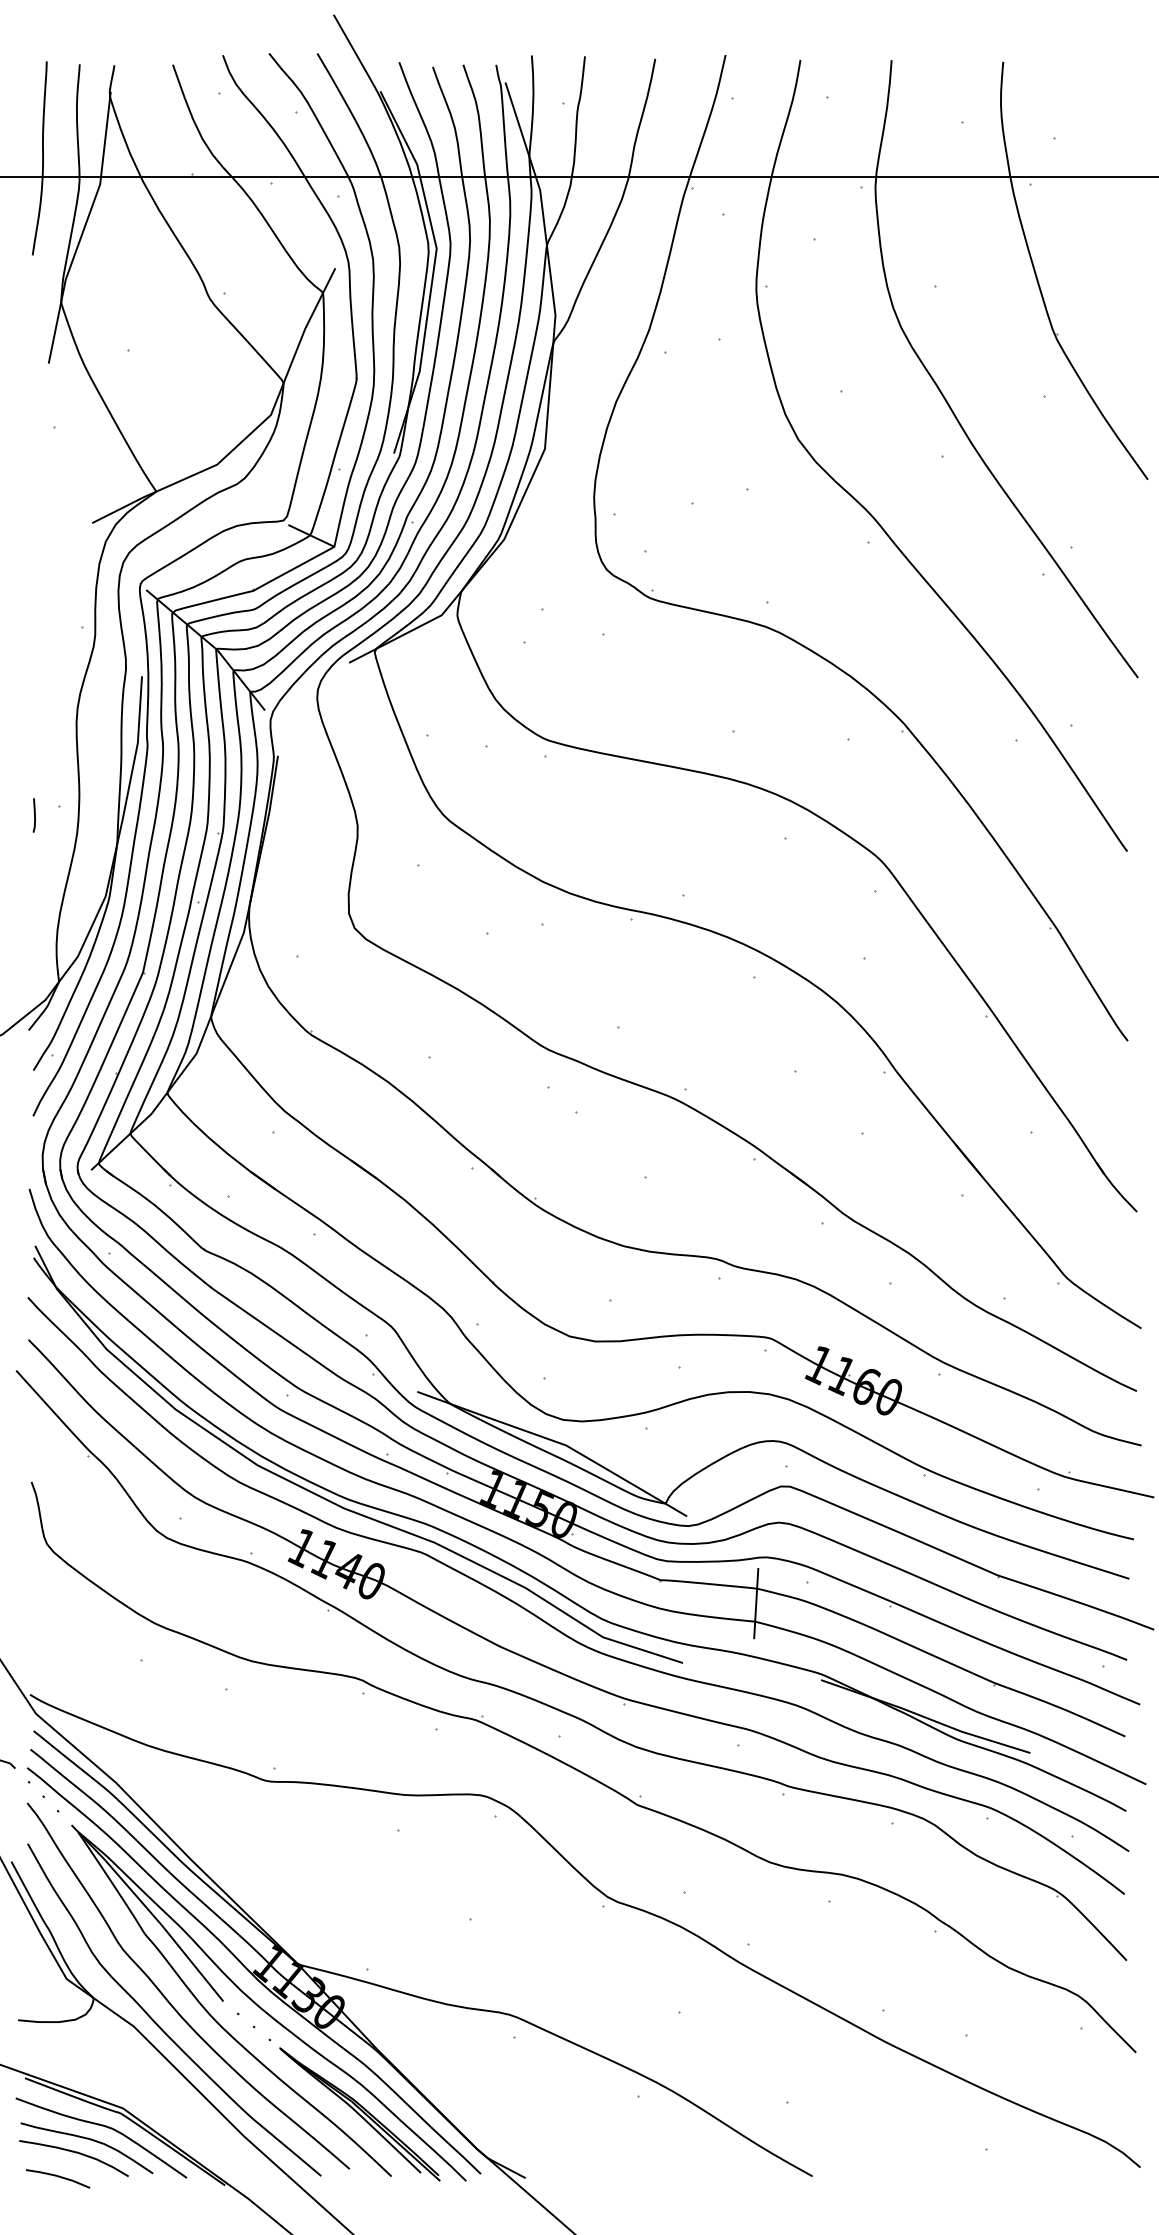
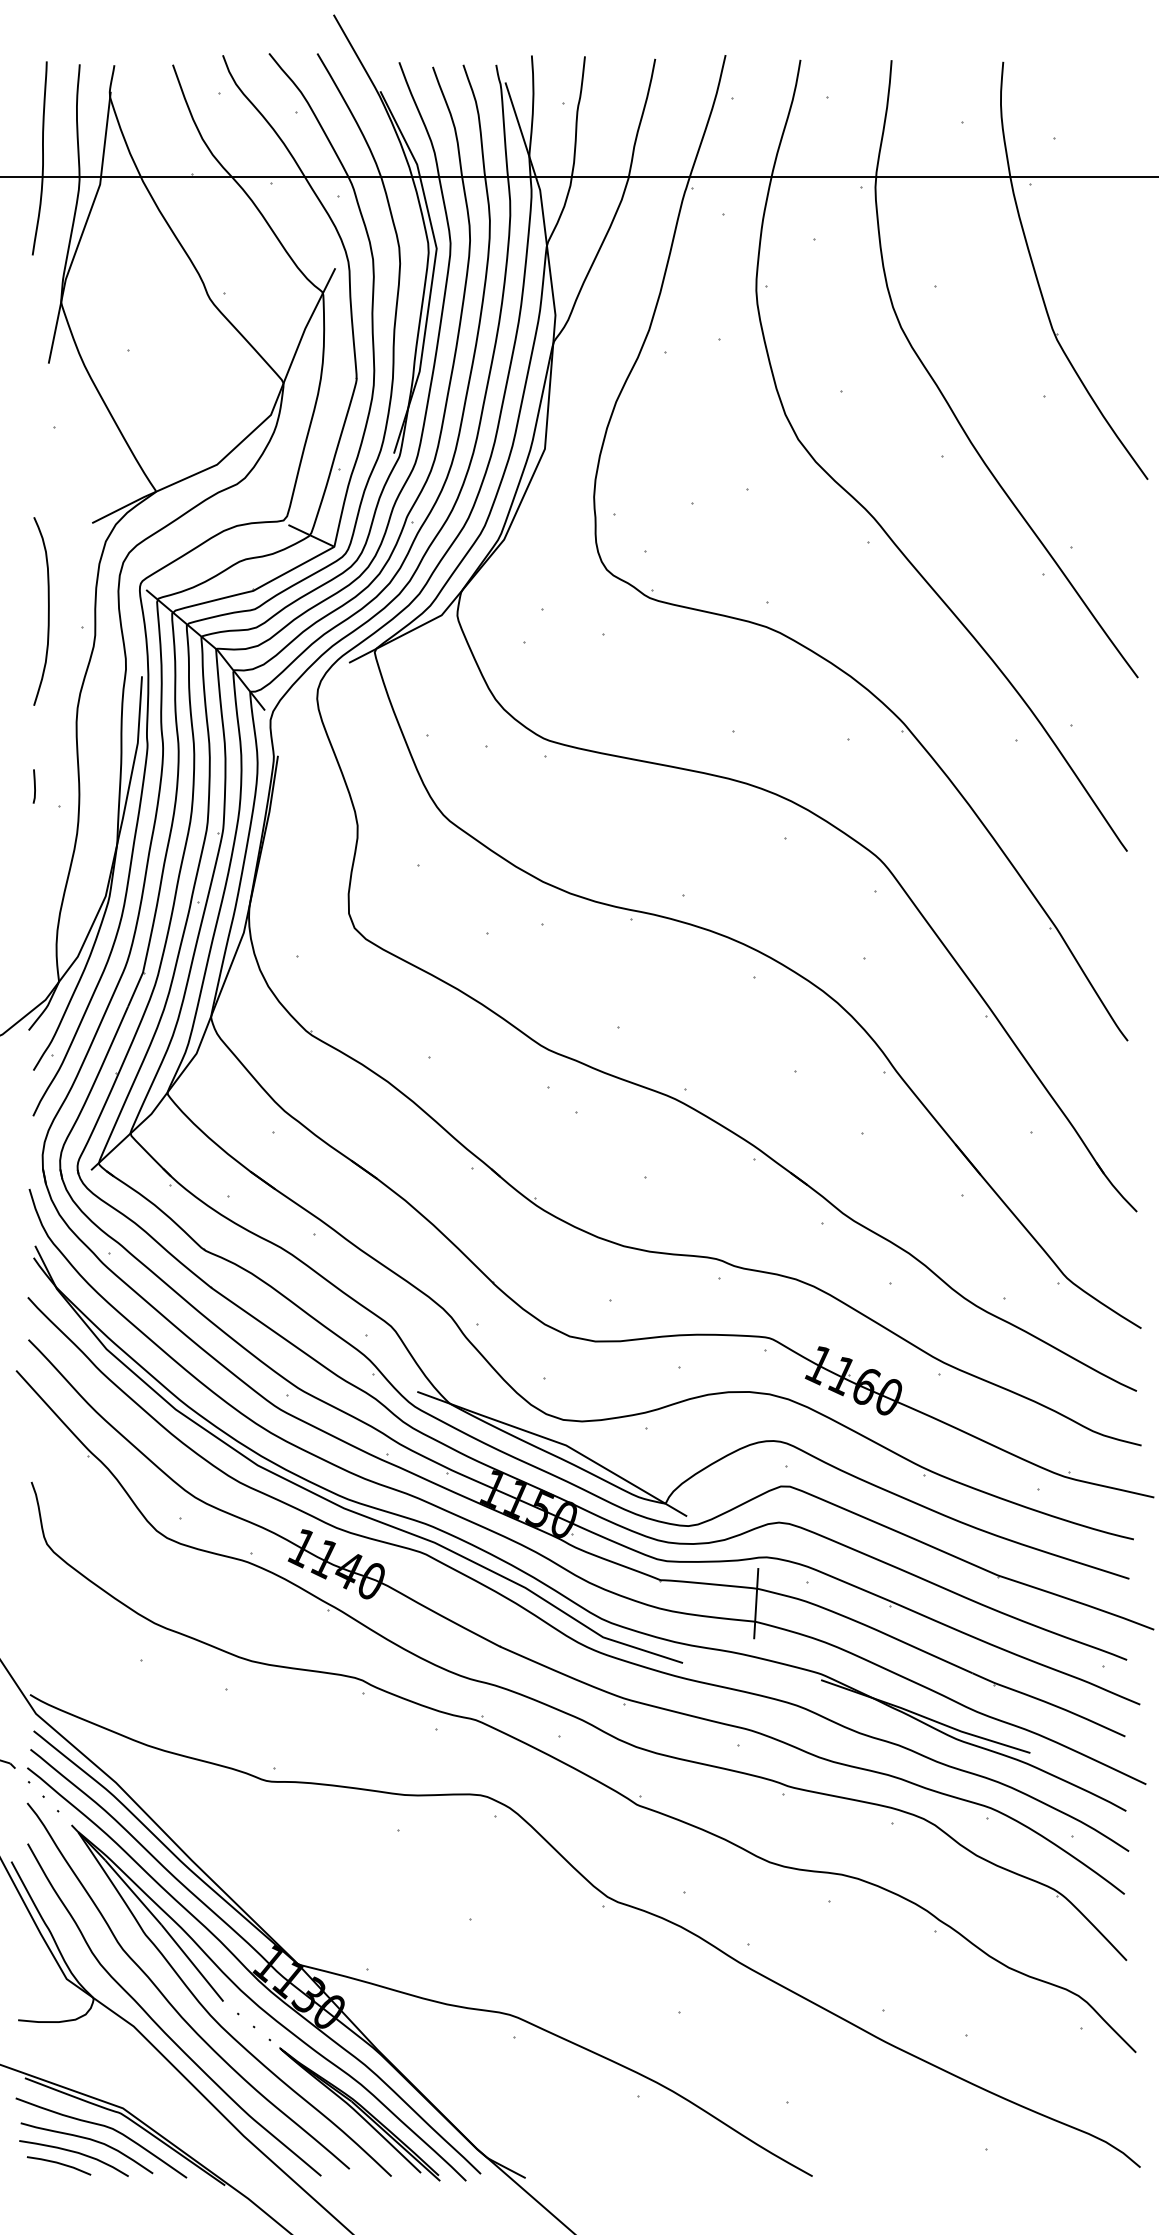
curve: none -> present (47, 613)
line position: (34, 815) -> (34, 786) (34, 786)
line position: (57, 2177) -> (58, 2164) (58, 2164)
